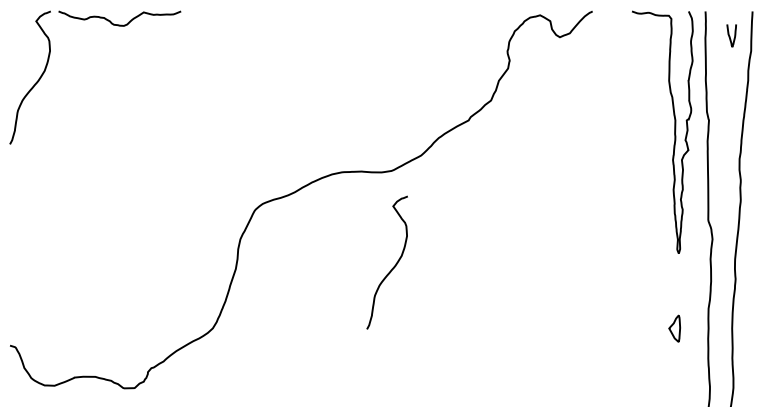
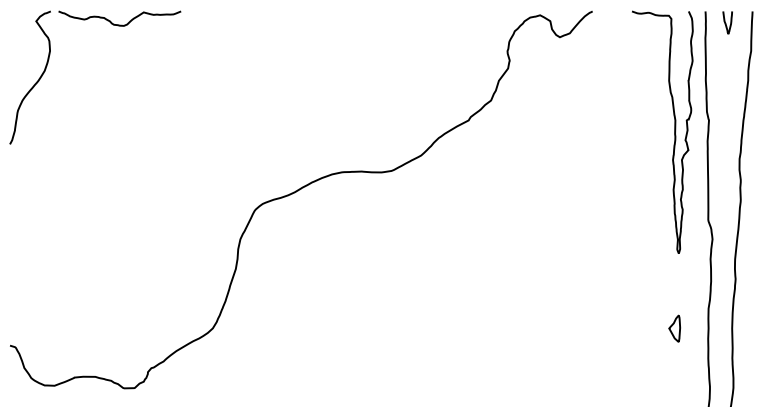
curve position: (730, 36) -> (726, 23) (726, 23)
curve: present -> none (392, 267)
